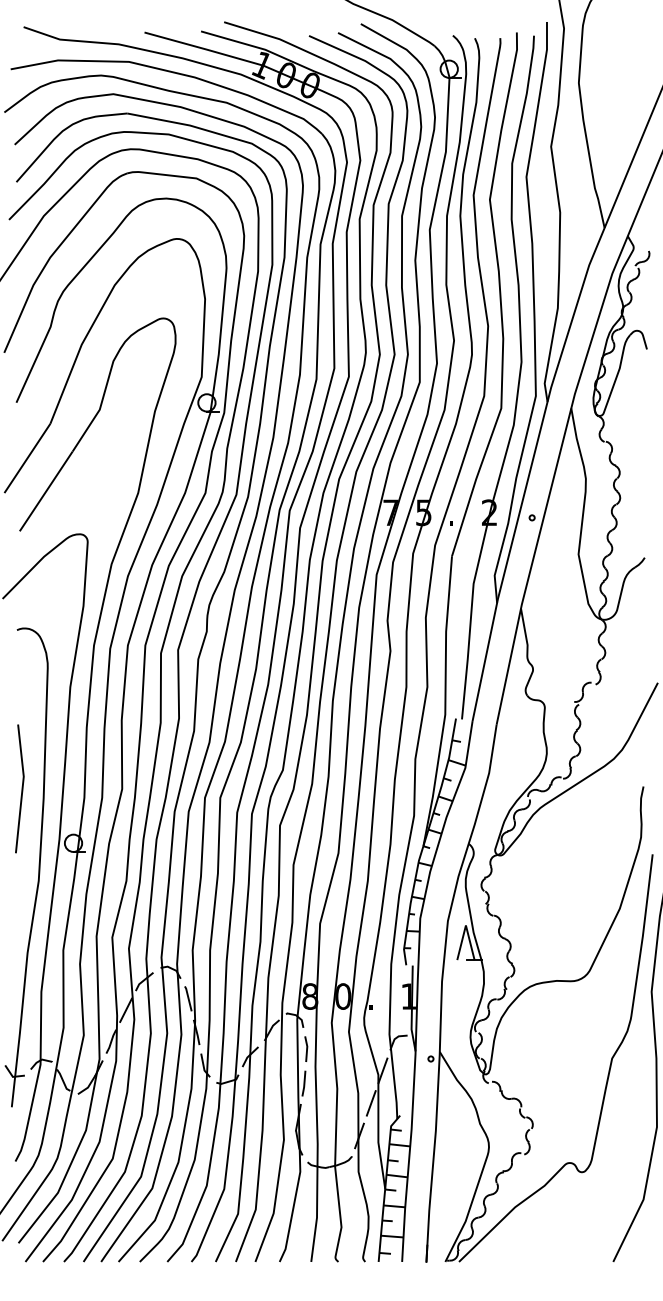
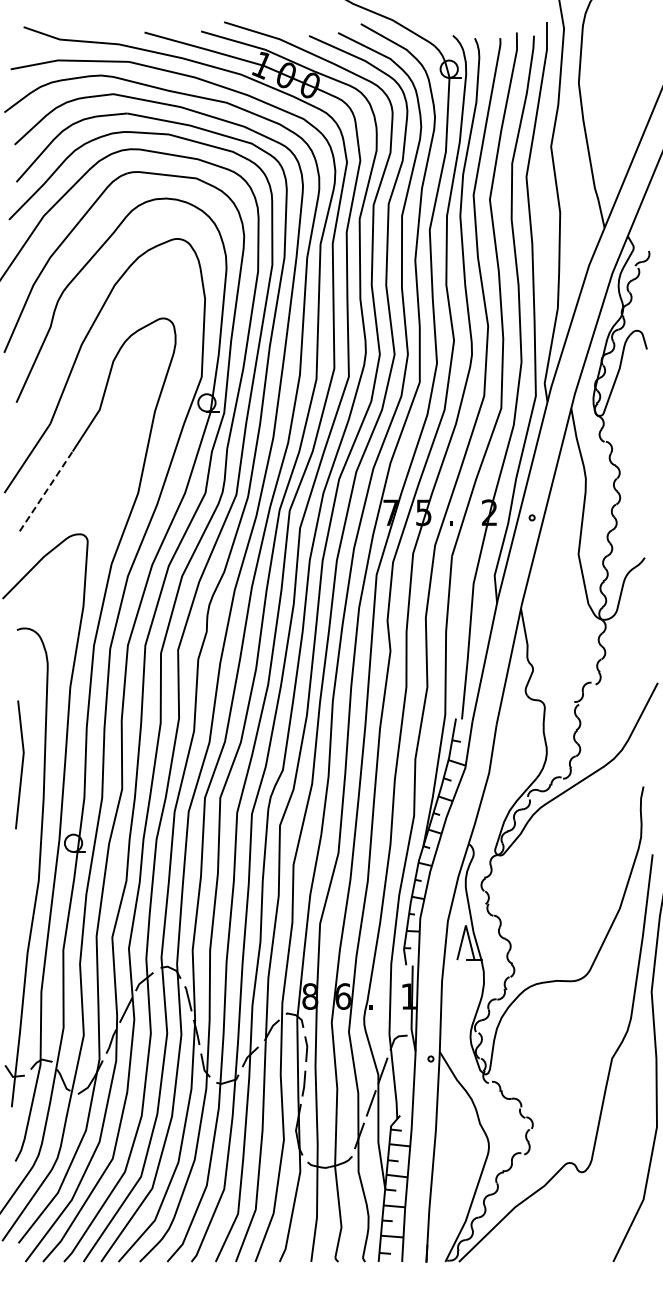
line: solid -> dashed (46, 491)
line position: (21, 788) -> (21, 764) (21, 764)
text: 0 -> 6 (343, 996)
